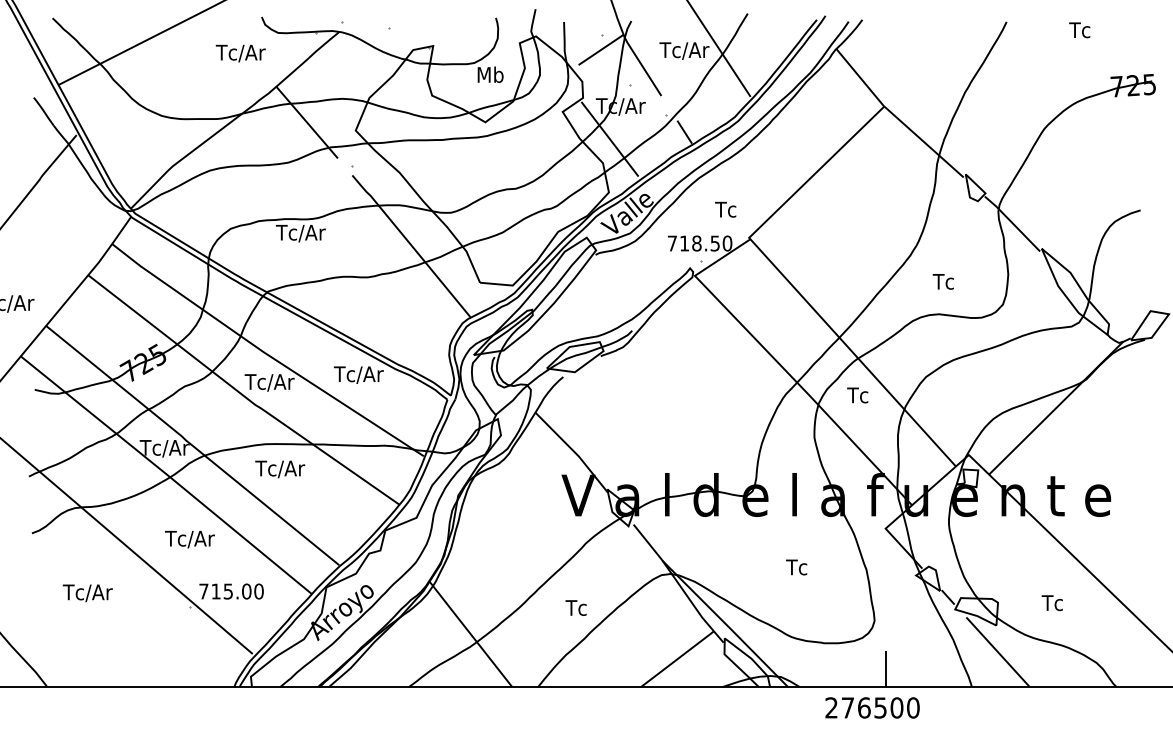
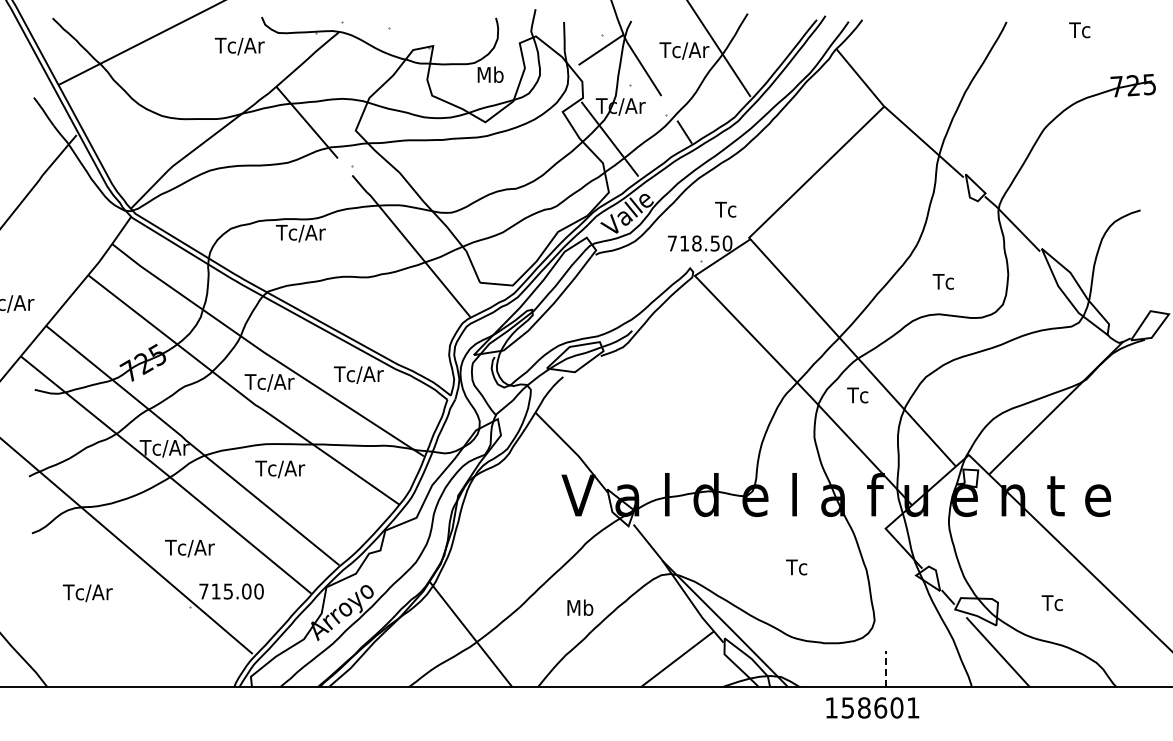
text position: (240, 53) -> (239, 46) (239, 46)
text position: (189, 539) -> (189, 548) (189, 548)
text: Tc -> Mb (579, 607)
line: solid -> dashed (885, 668)
text: 276500 -> 158601 (872, 707)
